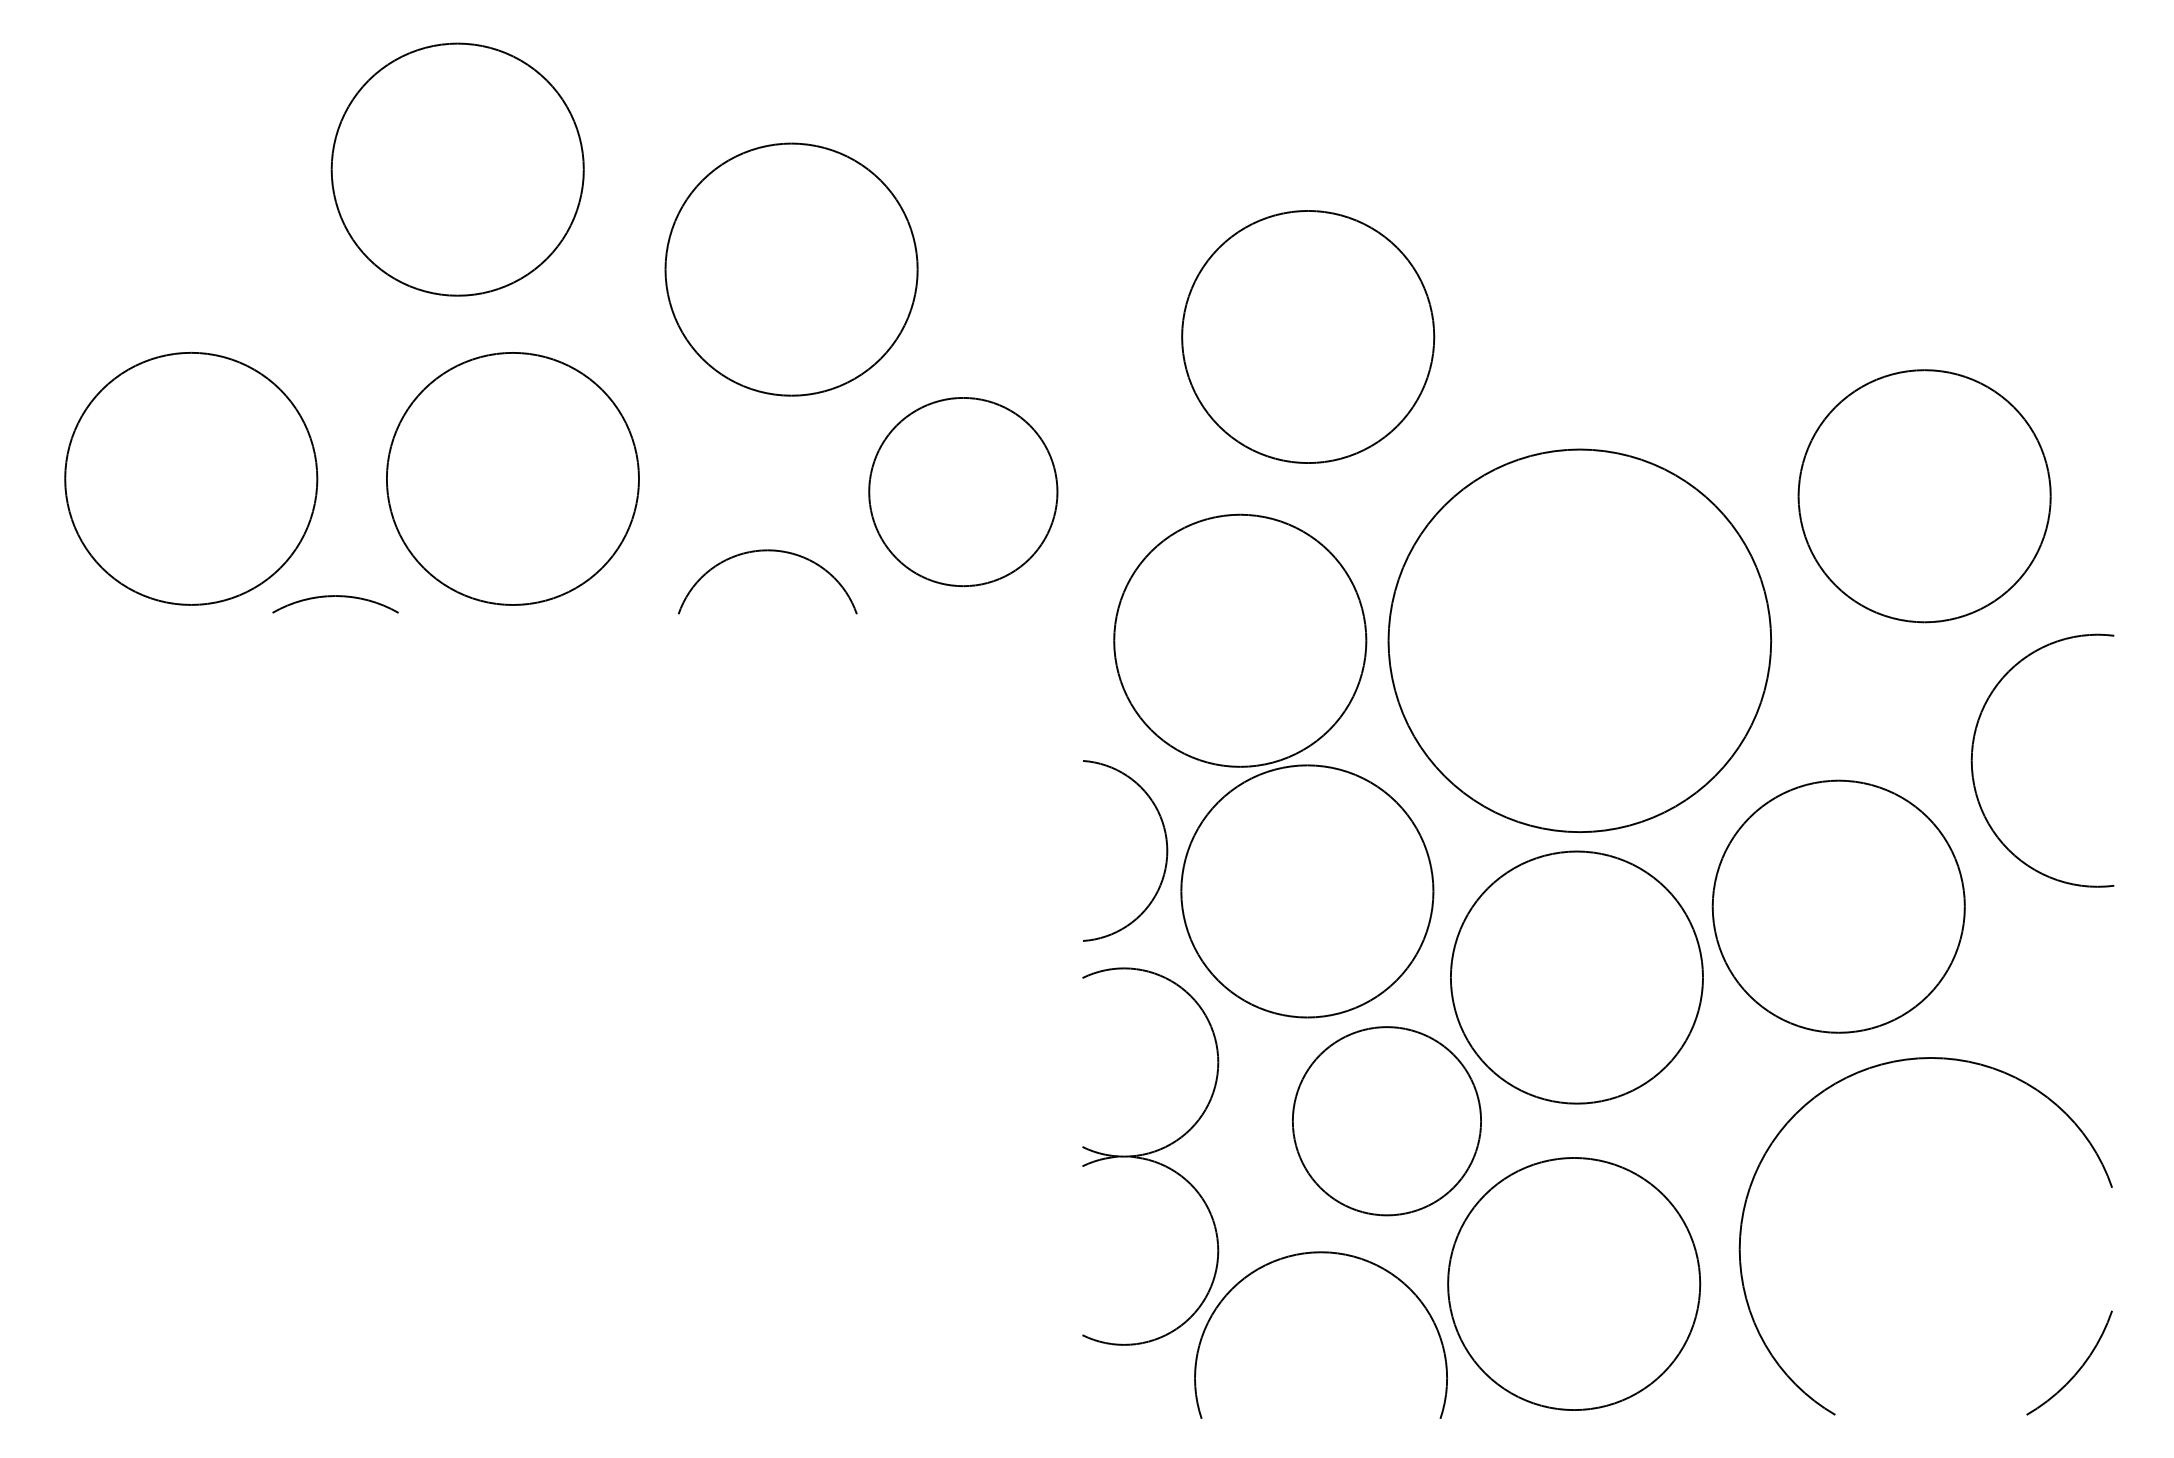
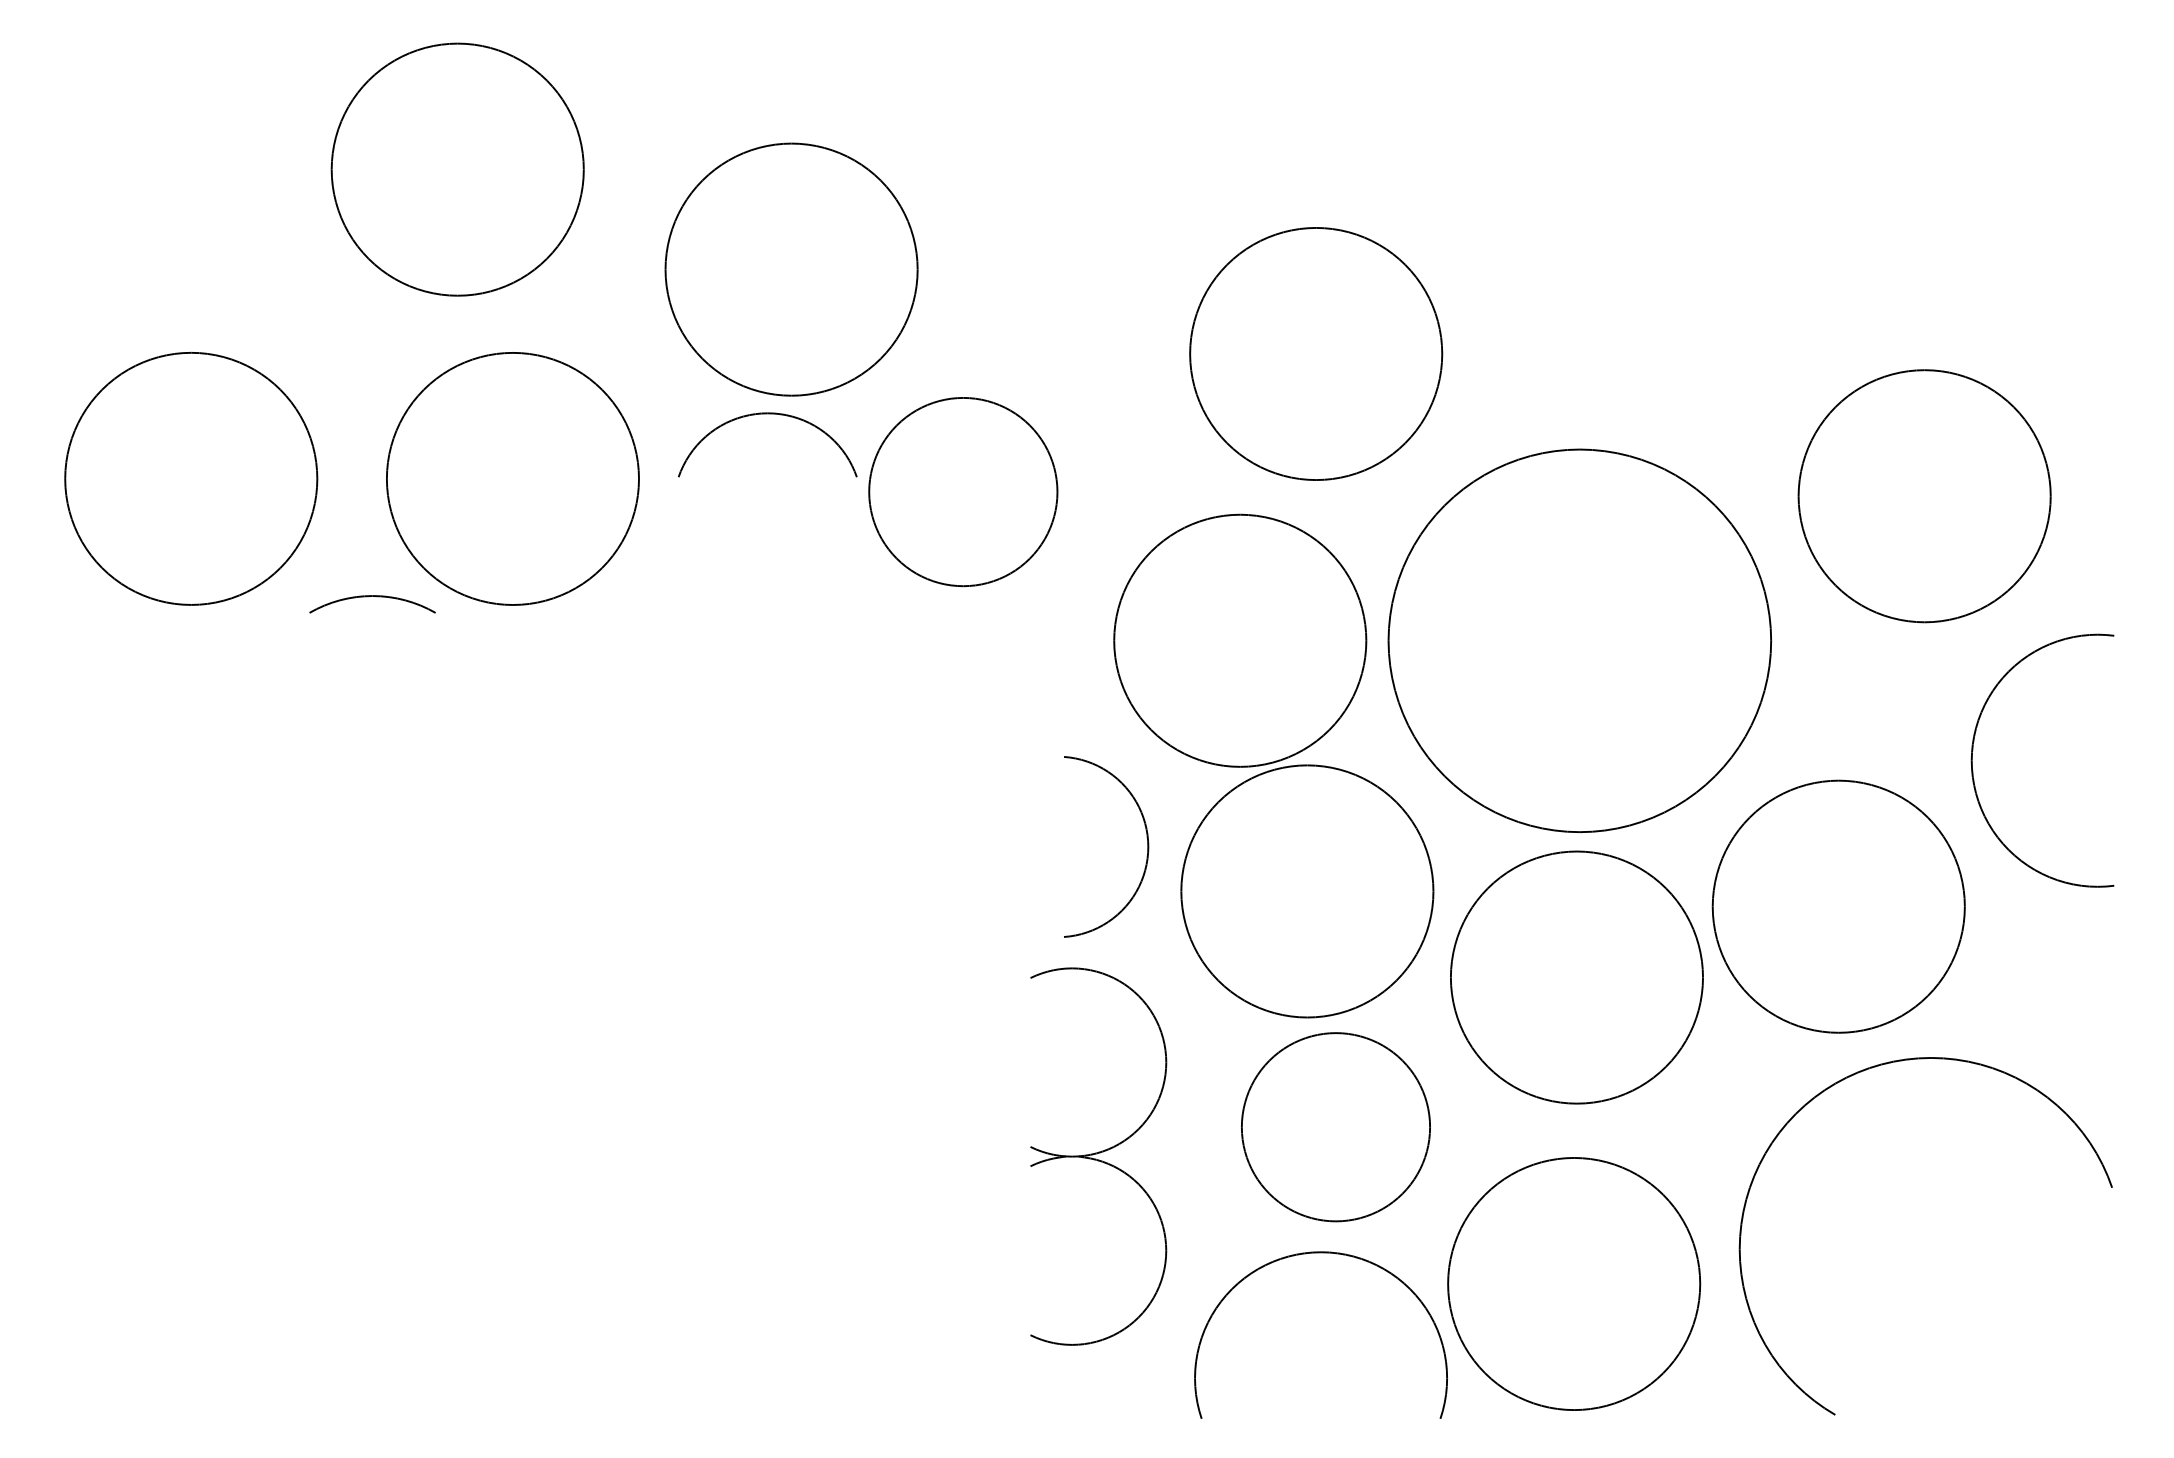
part position: (1308, 336) -> (1316, 353) (1316, 353)
part position: (767, 551) -> (767, 414) (767, 414)
part position: (335, 596) -> (372, 596) (372, 596)
part position: (1165, 841) -> (1146, 837) (1146, 837)
part position: (1386, 1121) -> (1335, 1127) (1335, 1127)
part position: (1150, 1156) -> (1098, 1156) (1098, 1156)
part: present -> none (2077, 1370)
